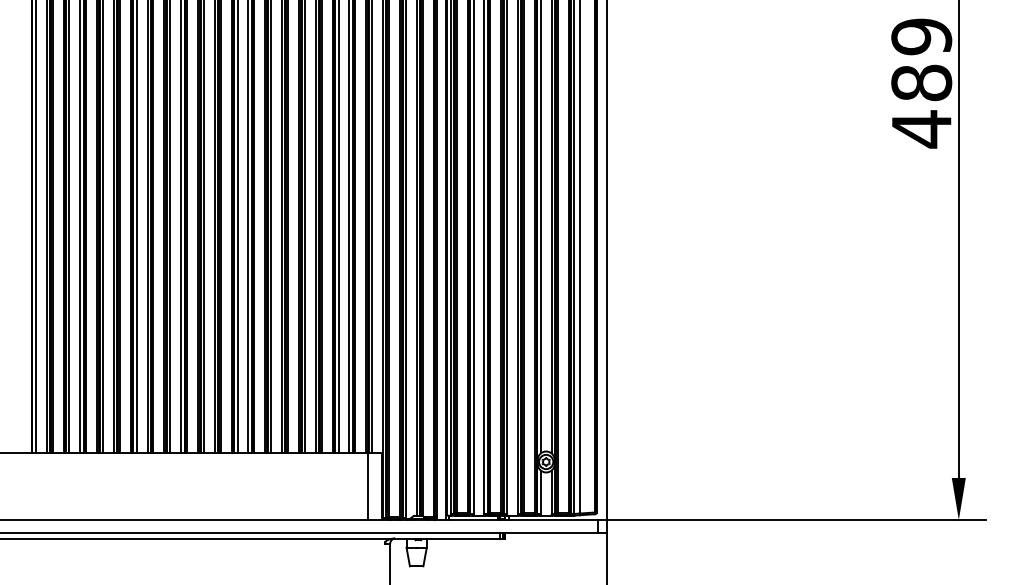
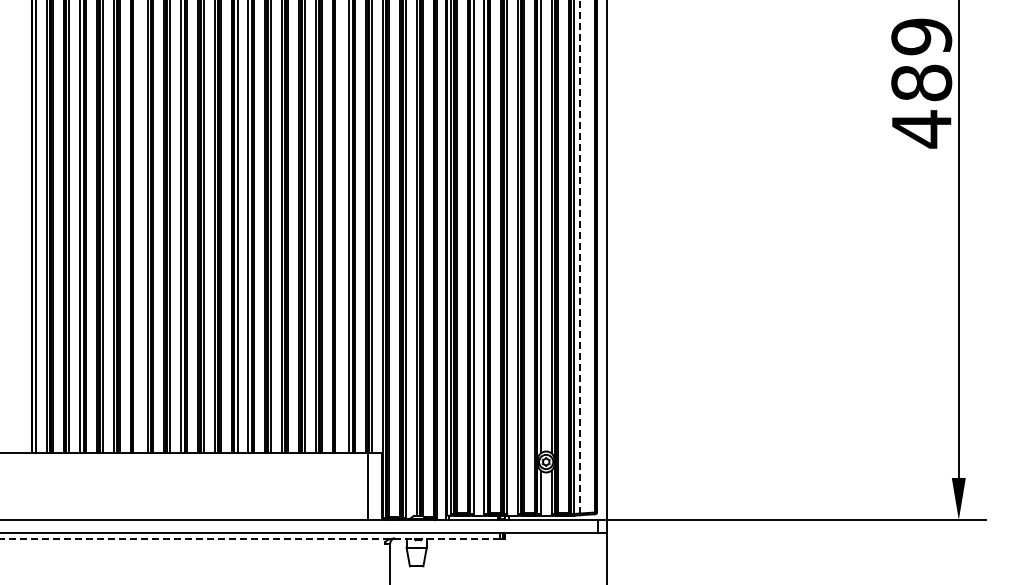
line: present -> none (136, 227)
line: present -> none (338, 227)
line: solid -> dashed (579, 257)
line: solid -> dashed (249, 538)
